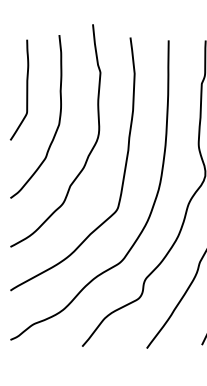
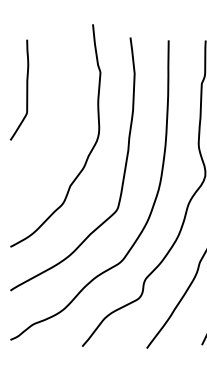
curve: present -> none (58, 120)
